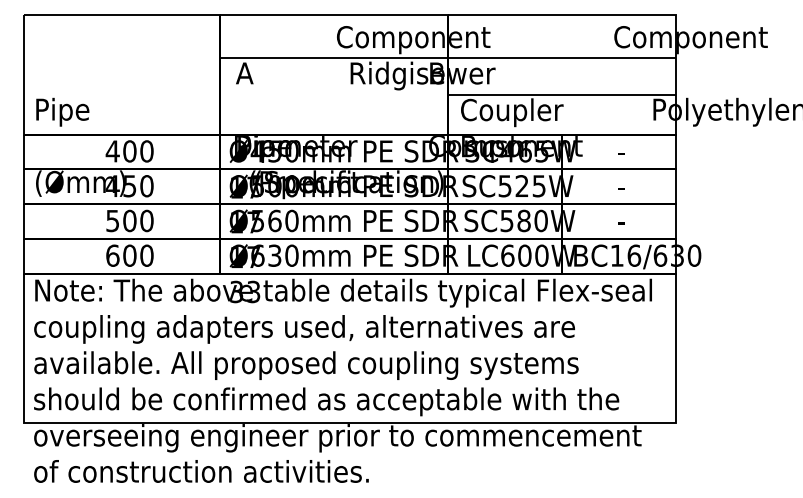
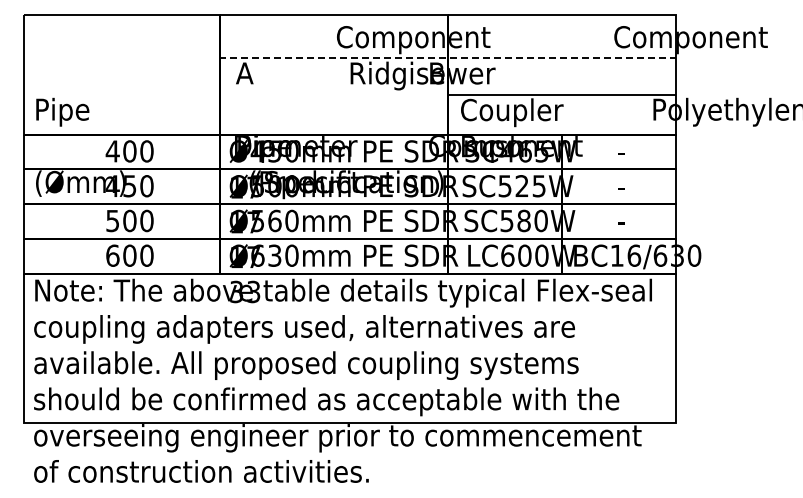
line: solid -> dashed (448, 58)
